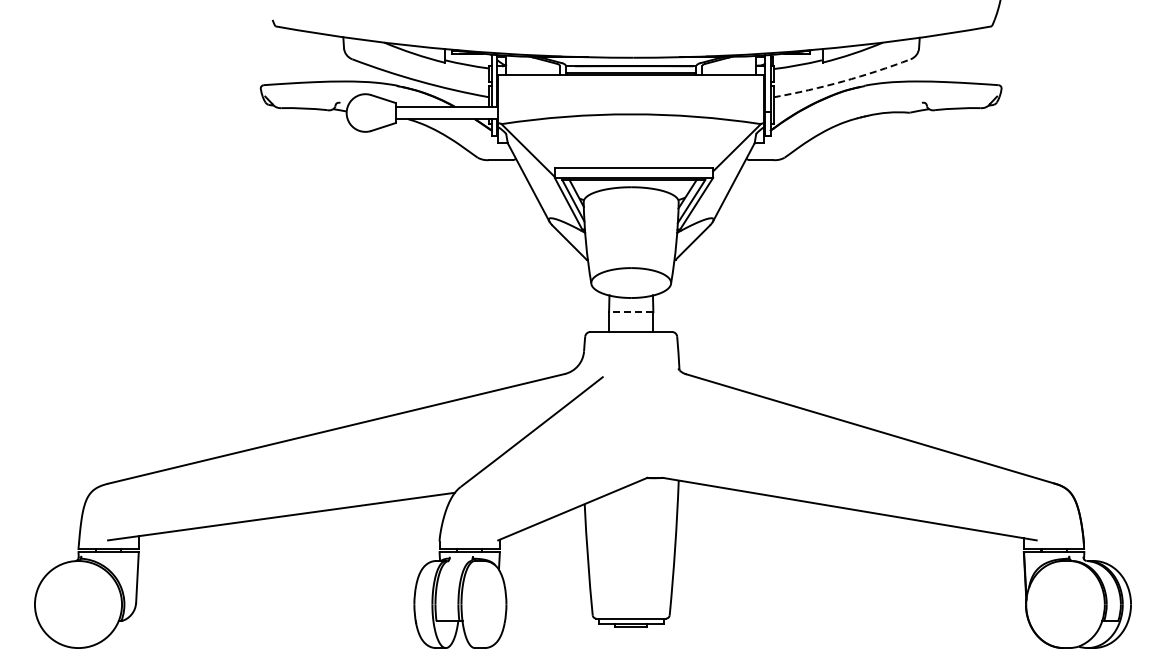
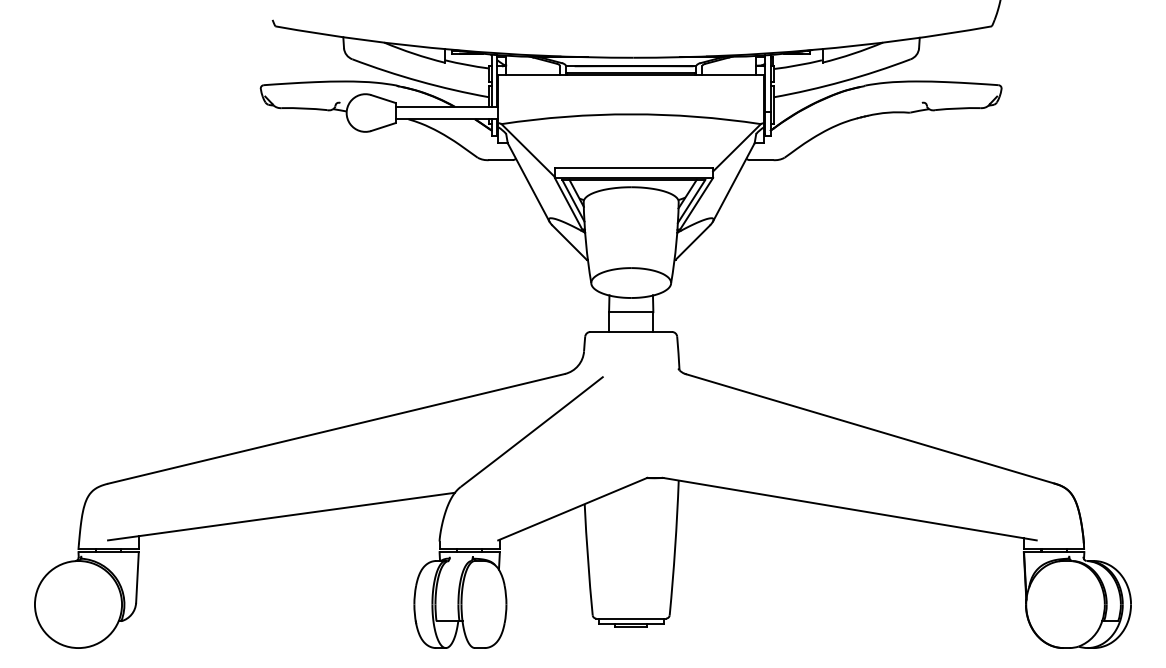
arc: dashed -> solid (843, 81)
line: dashed -> solid (630, 312)
